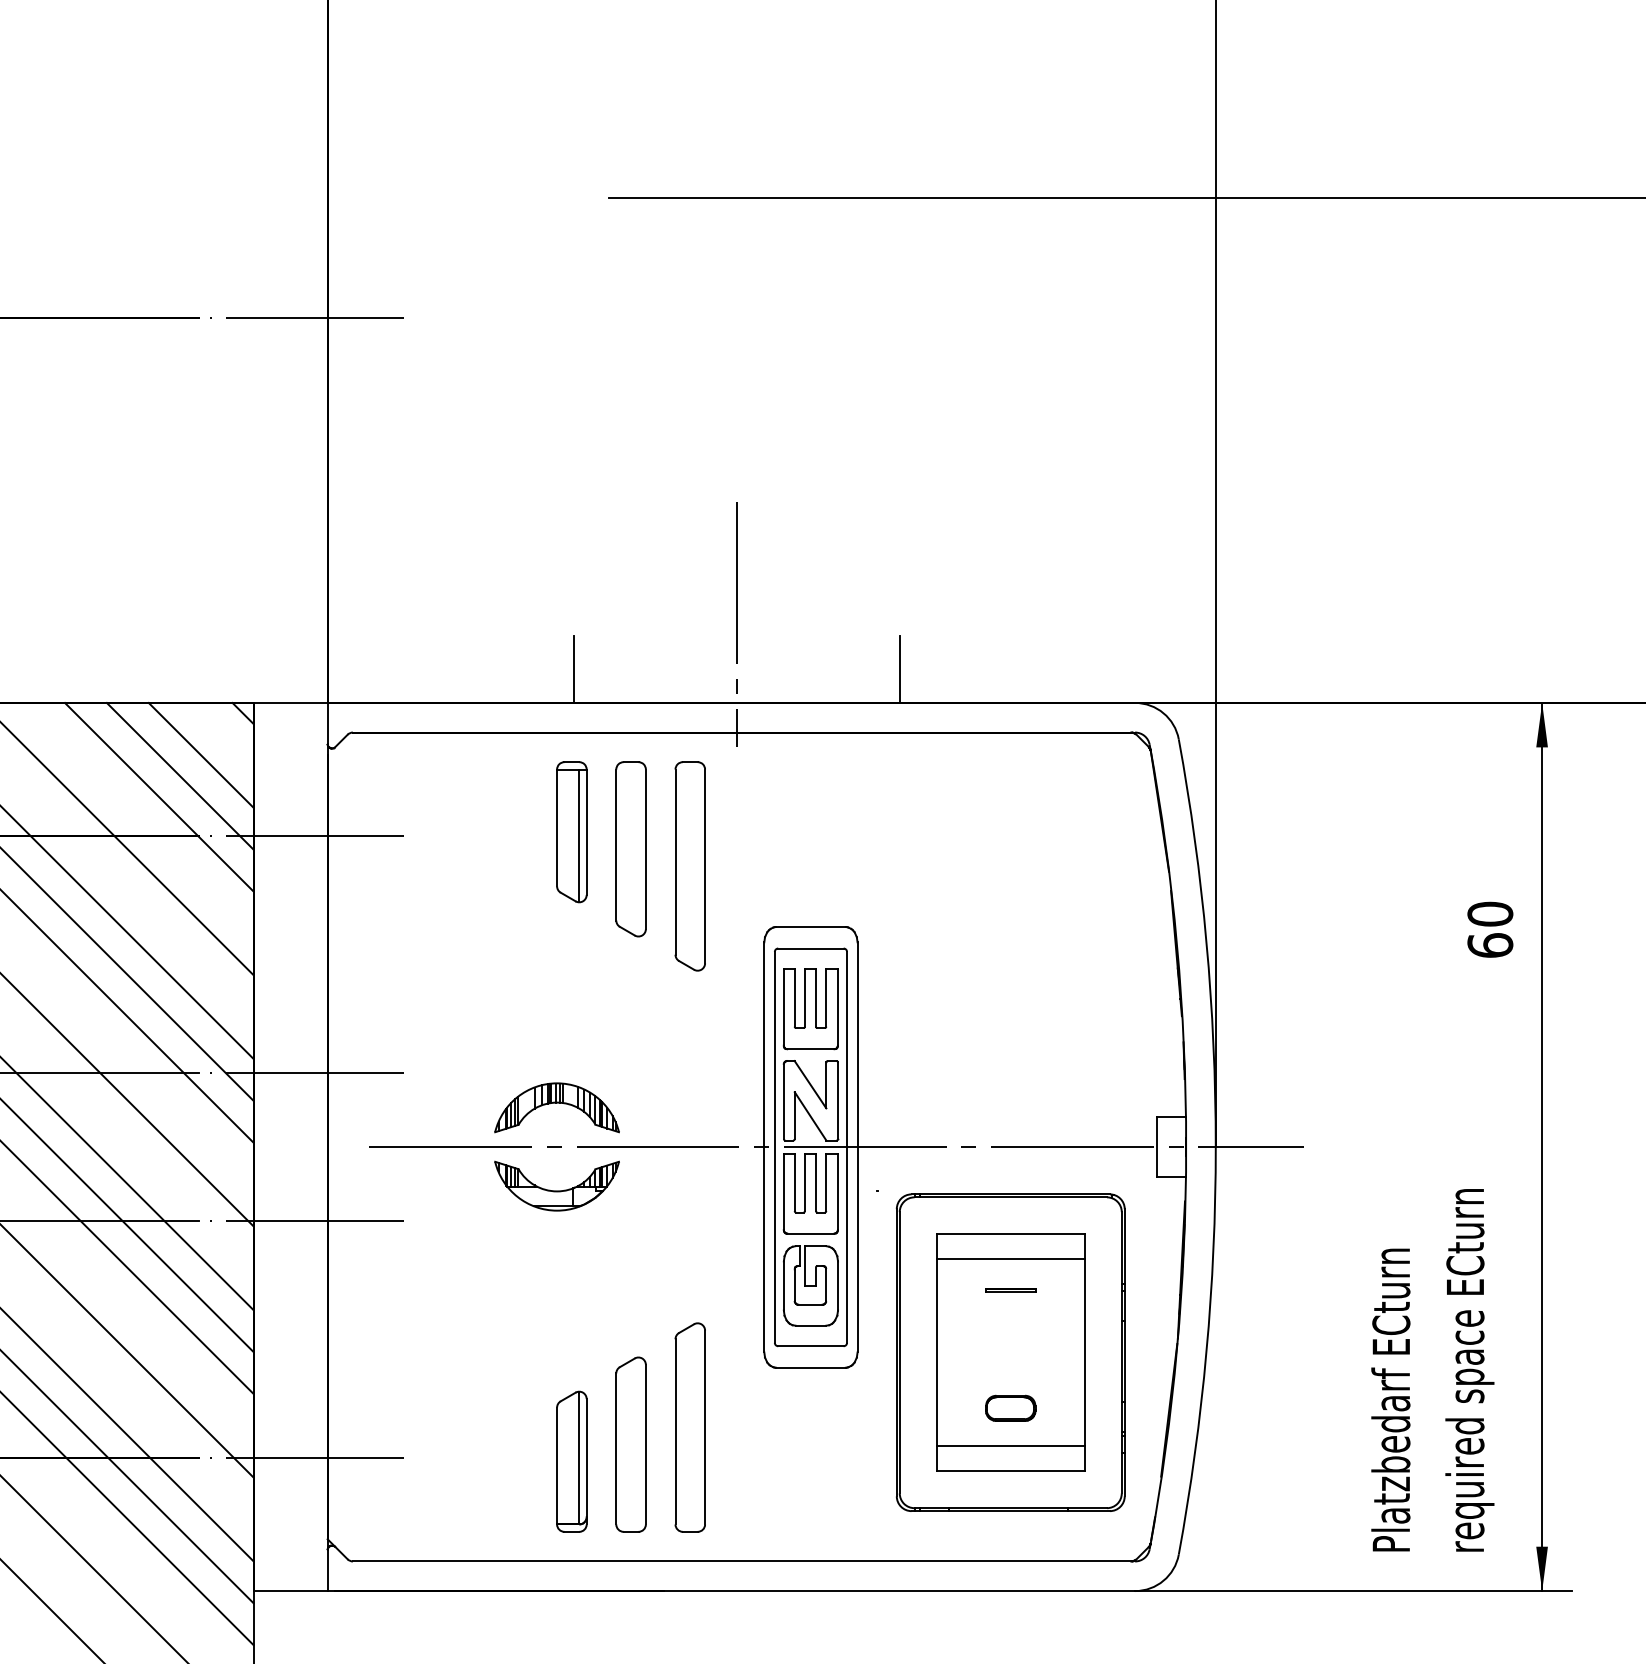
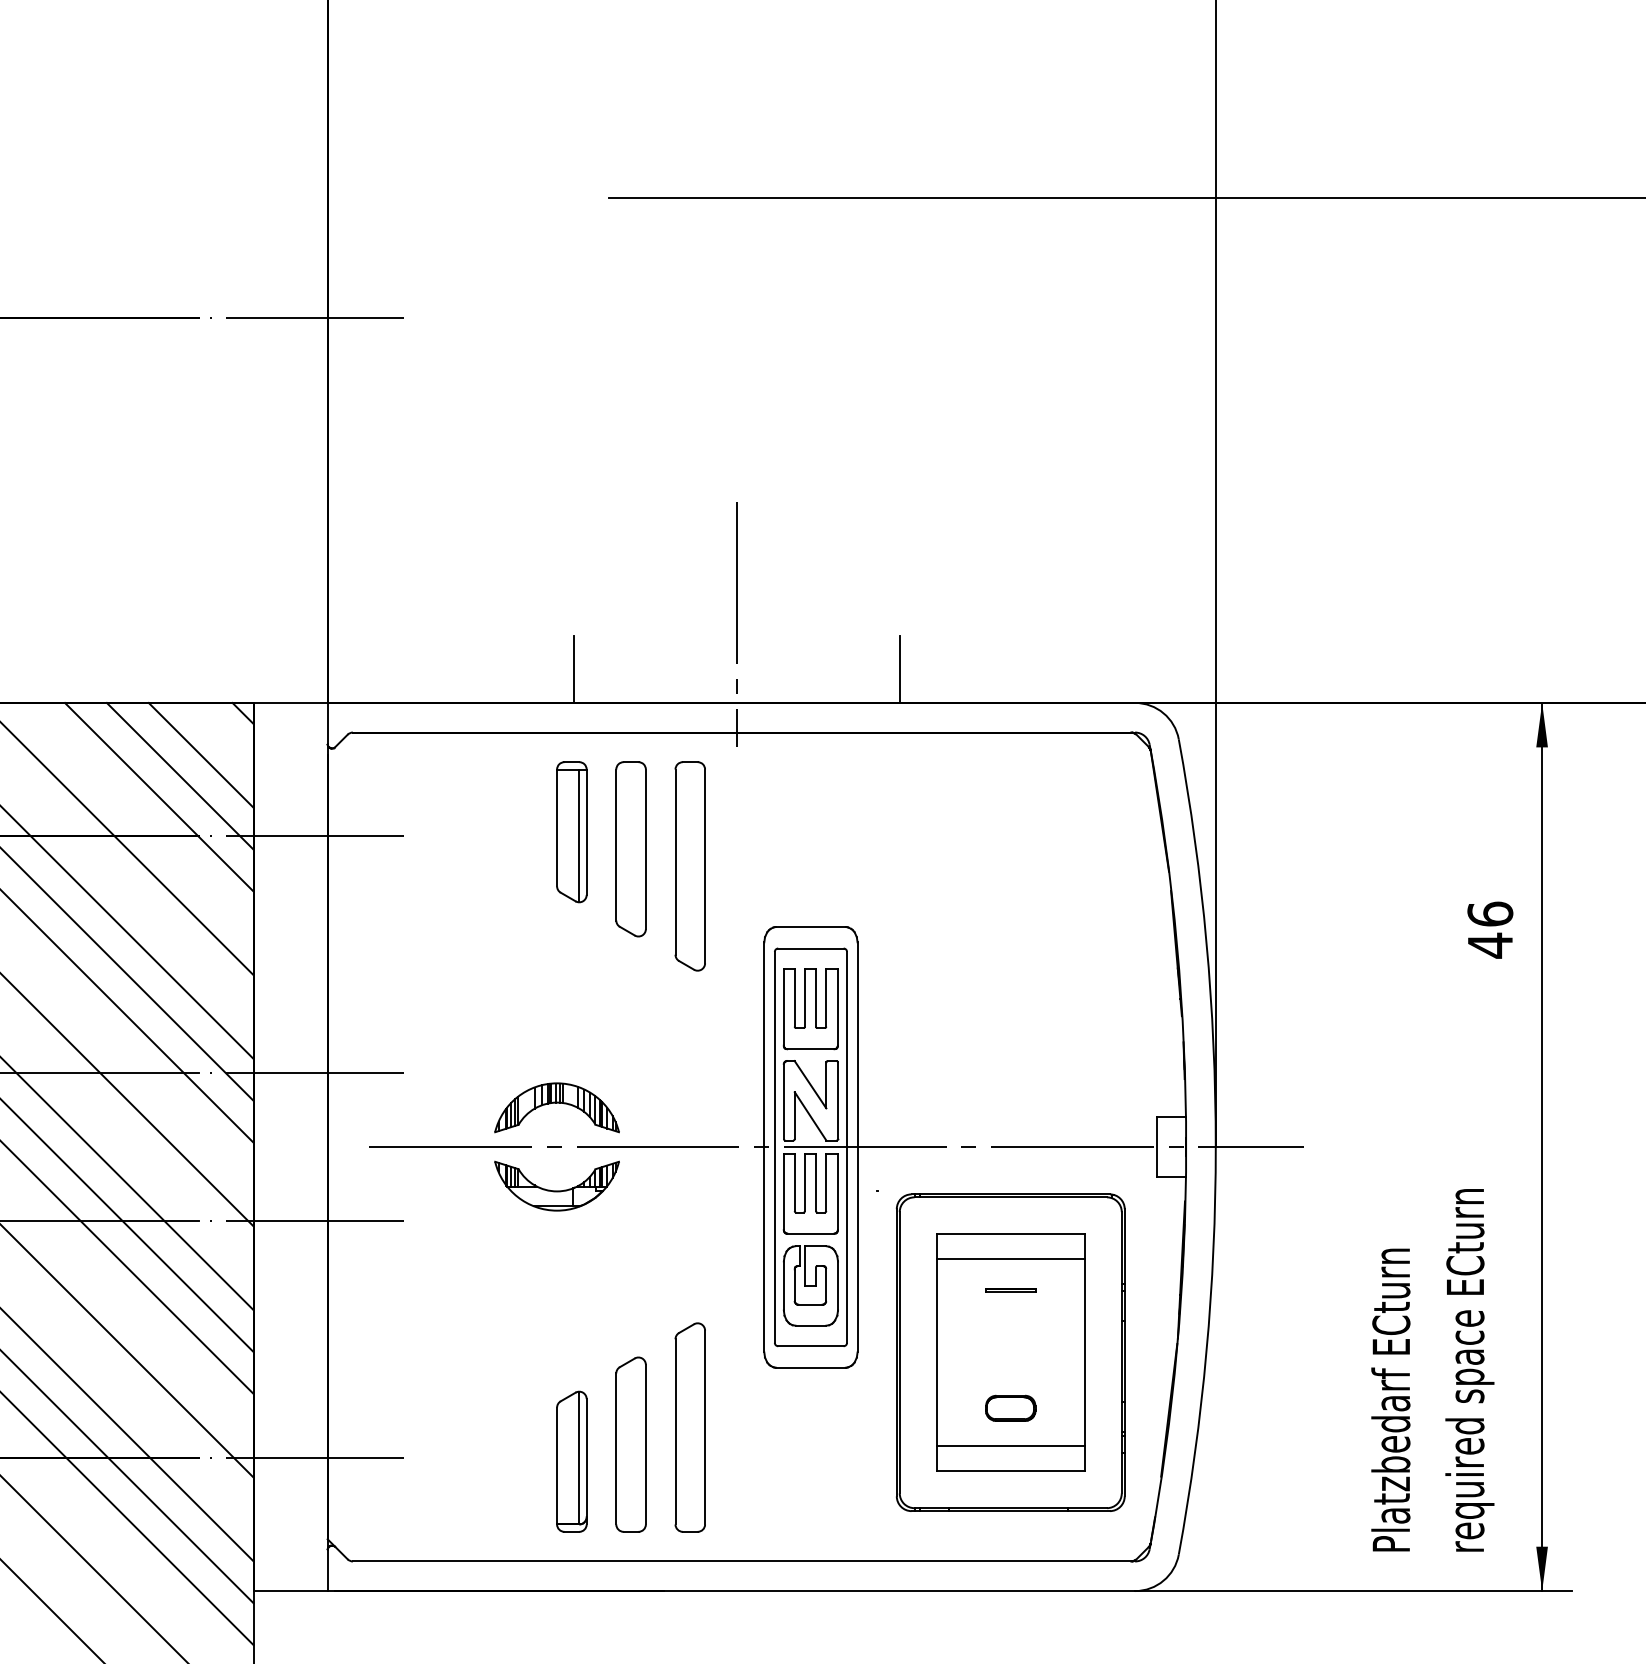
text: 60 -> 46 (1490, 929)
